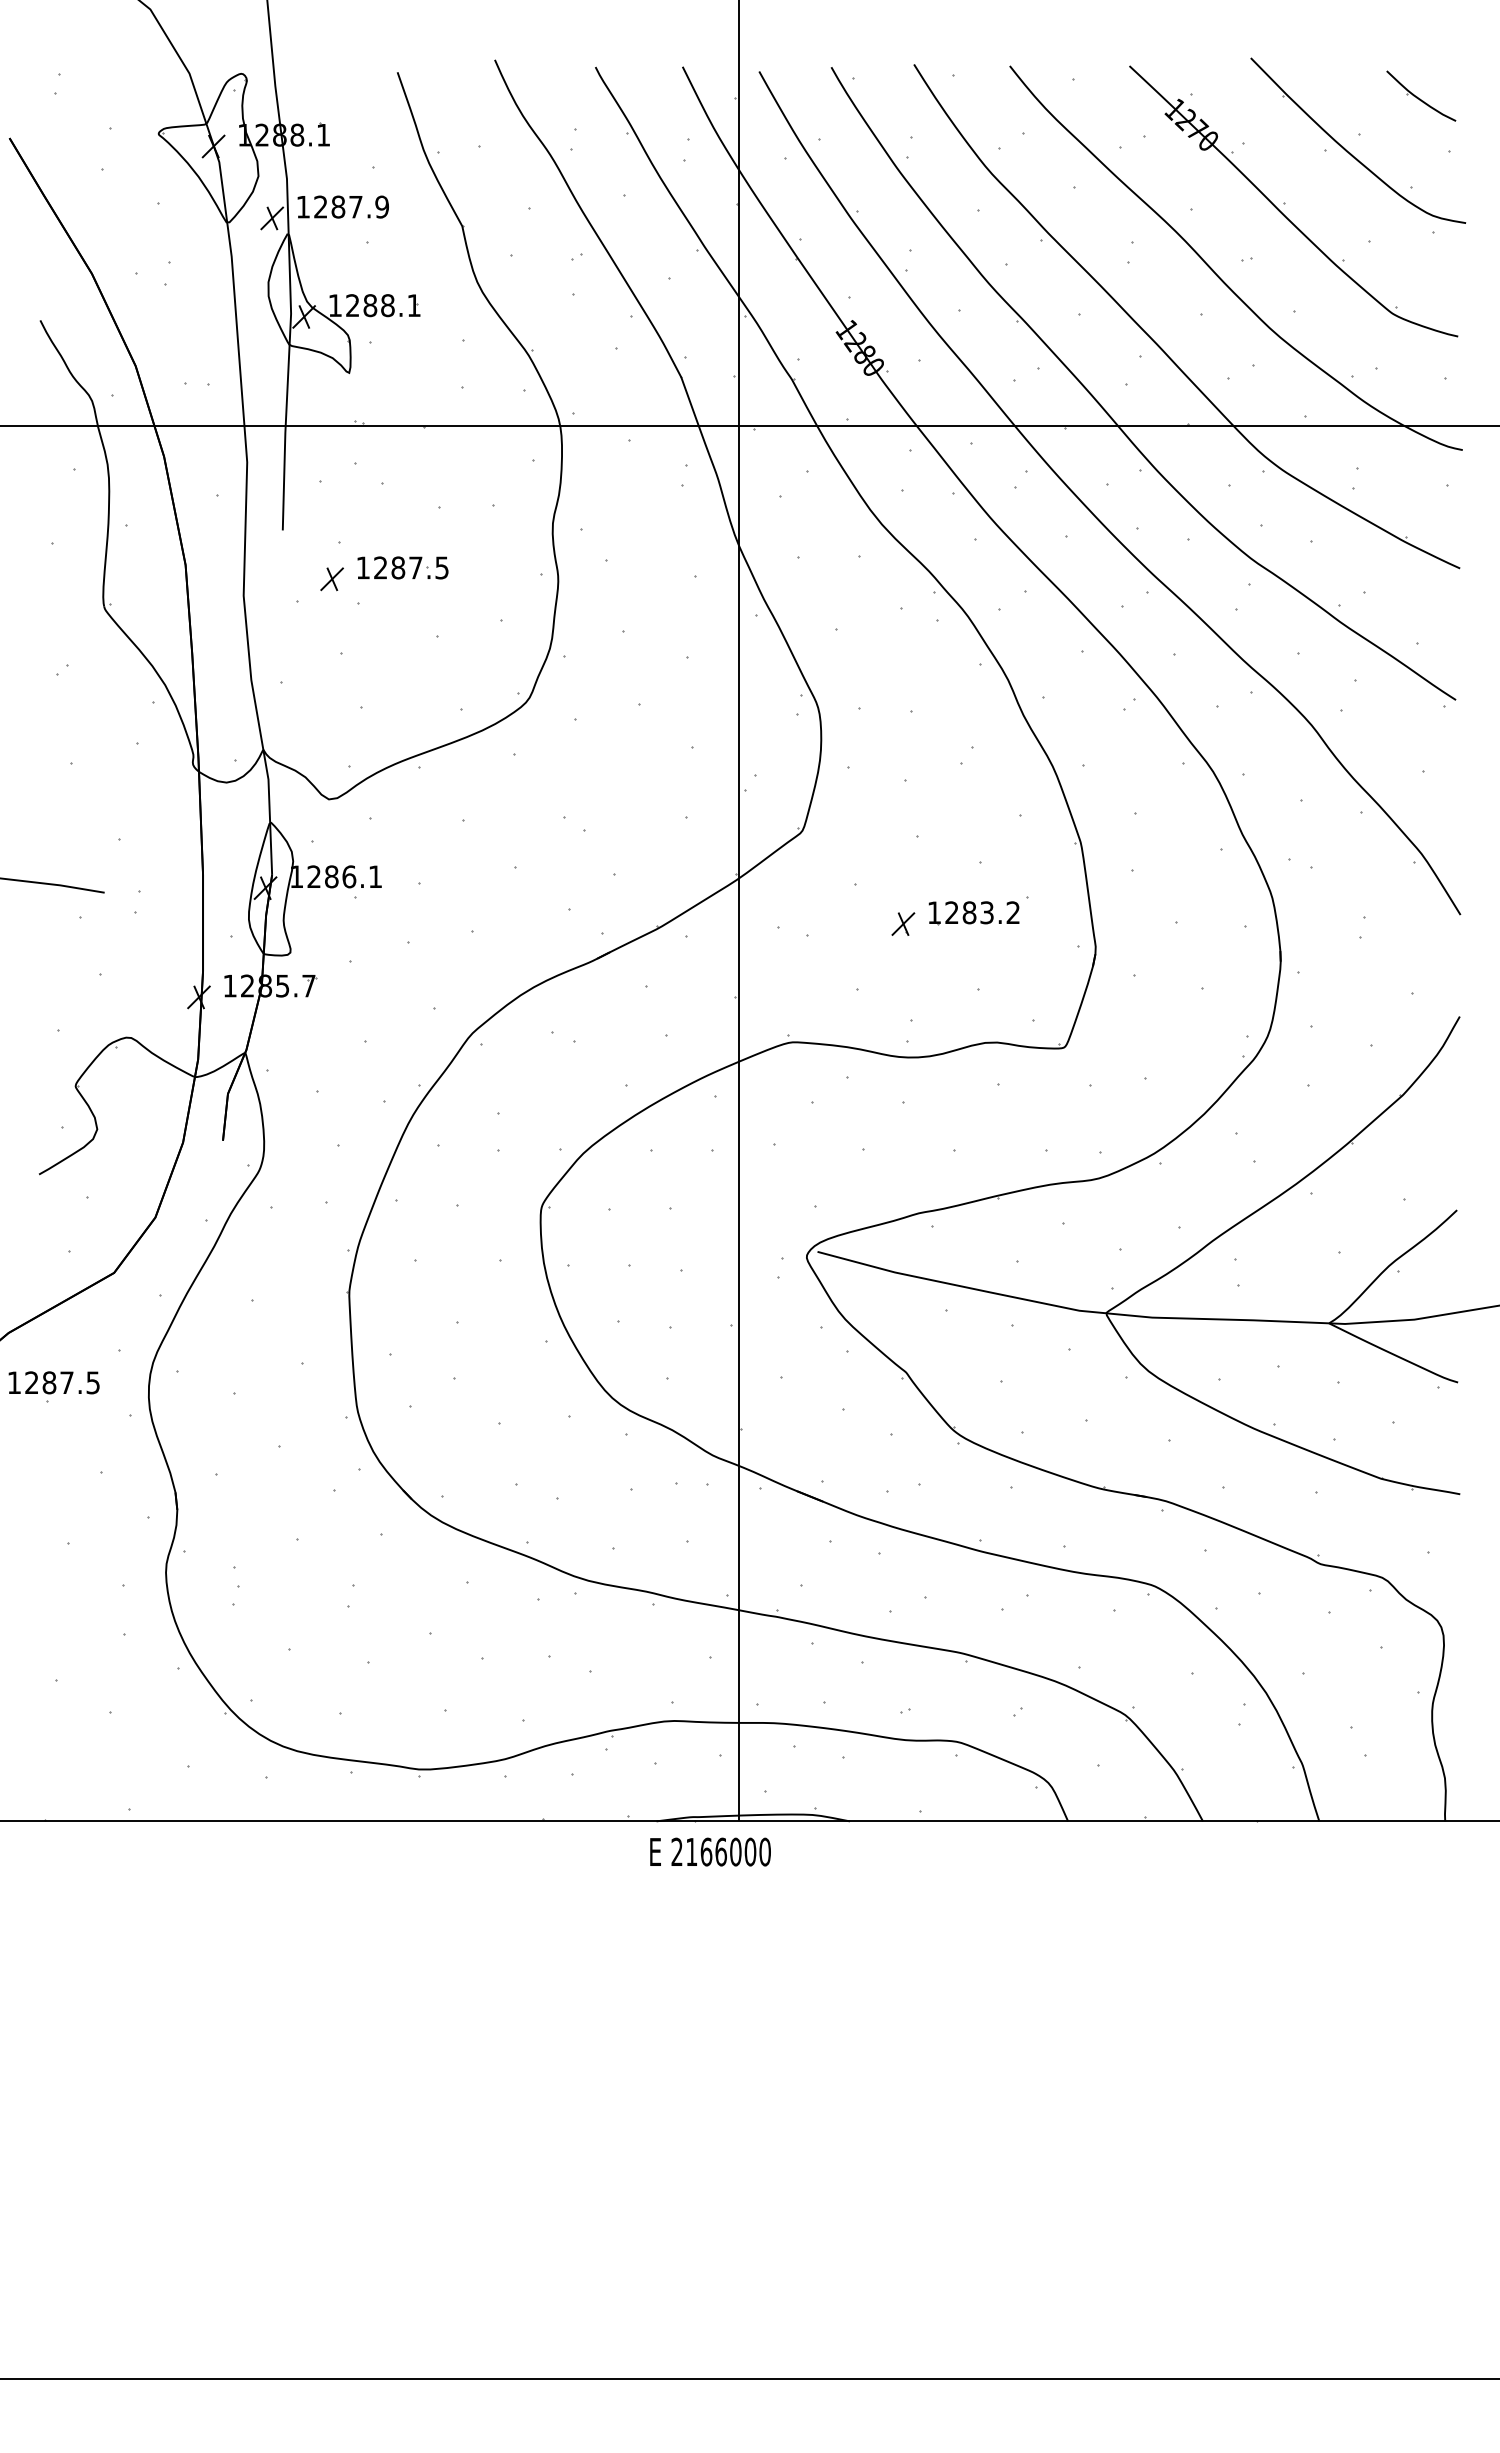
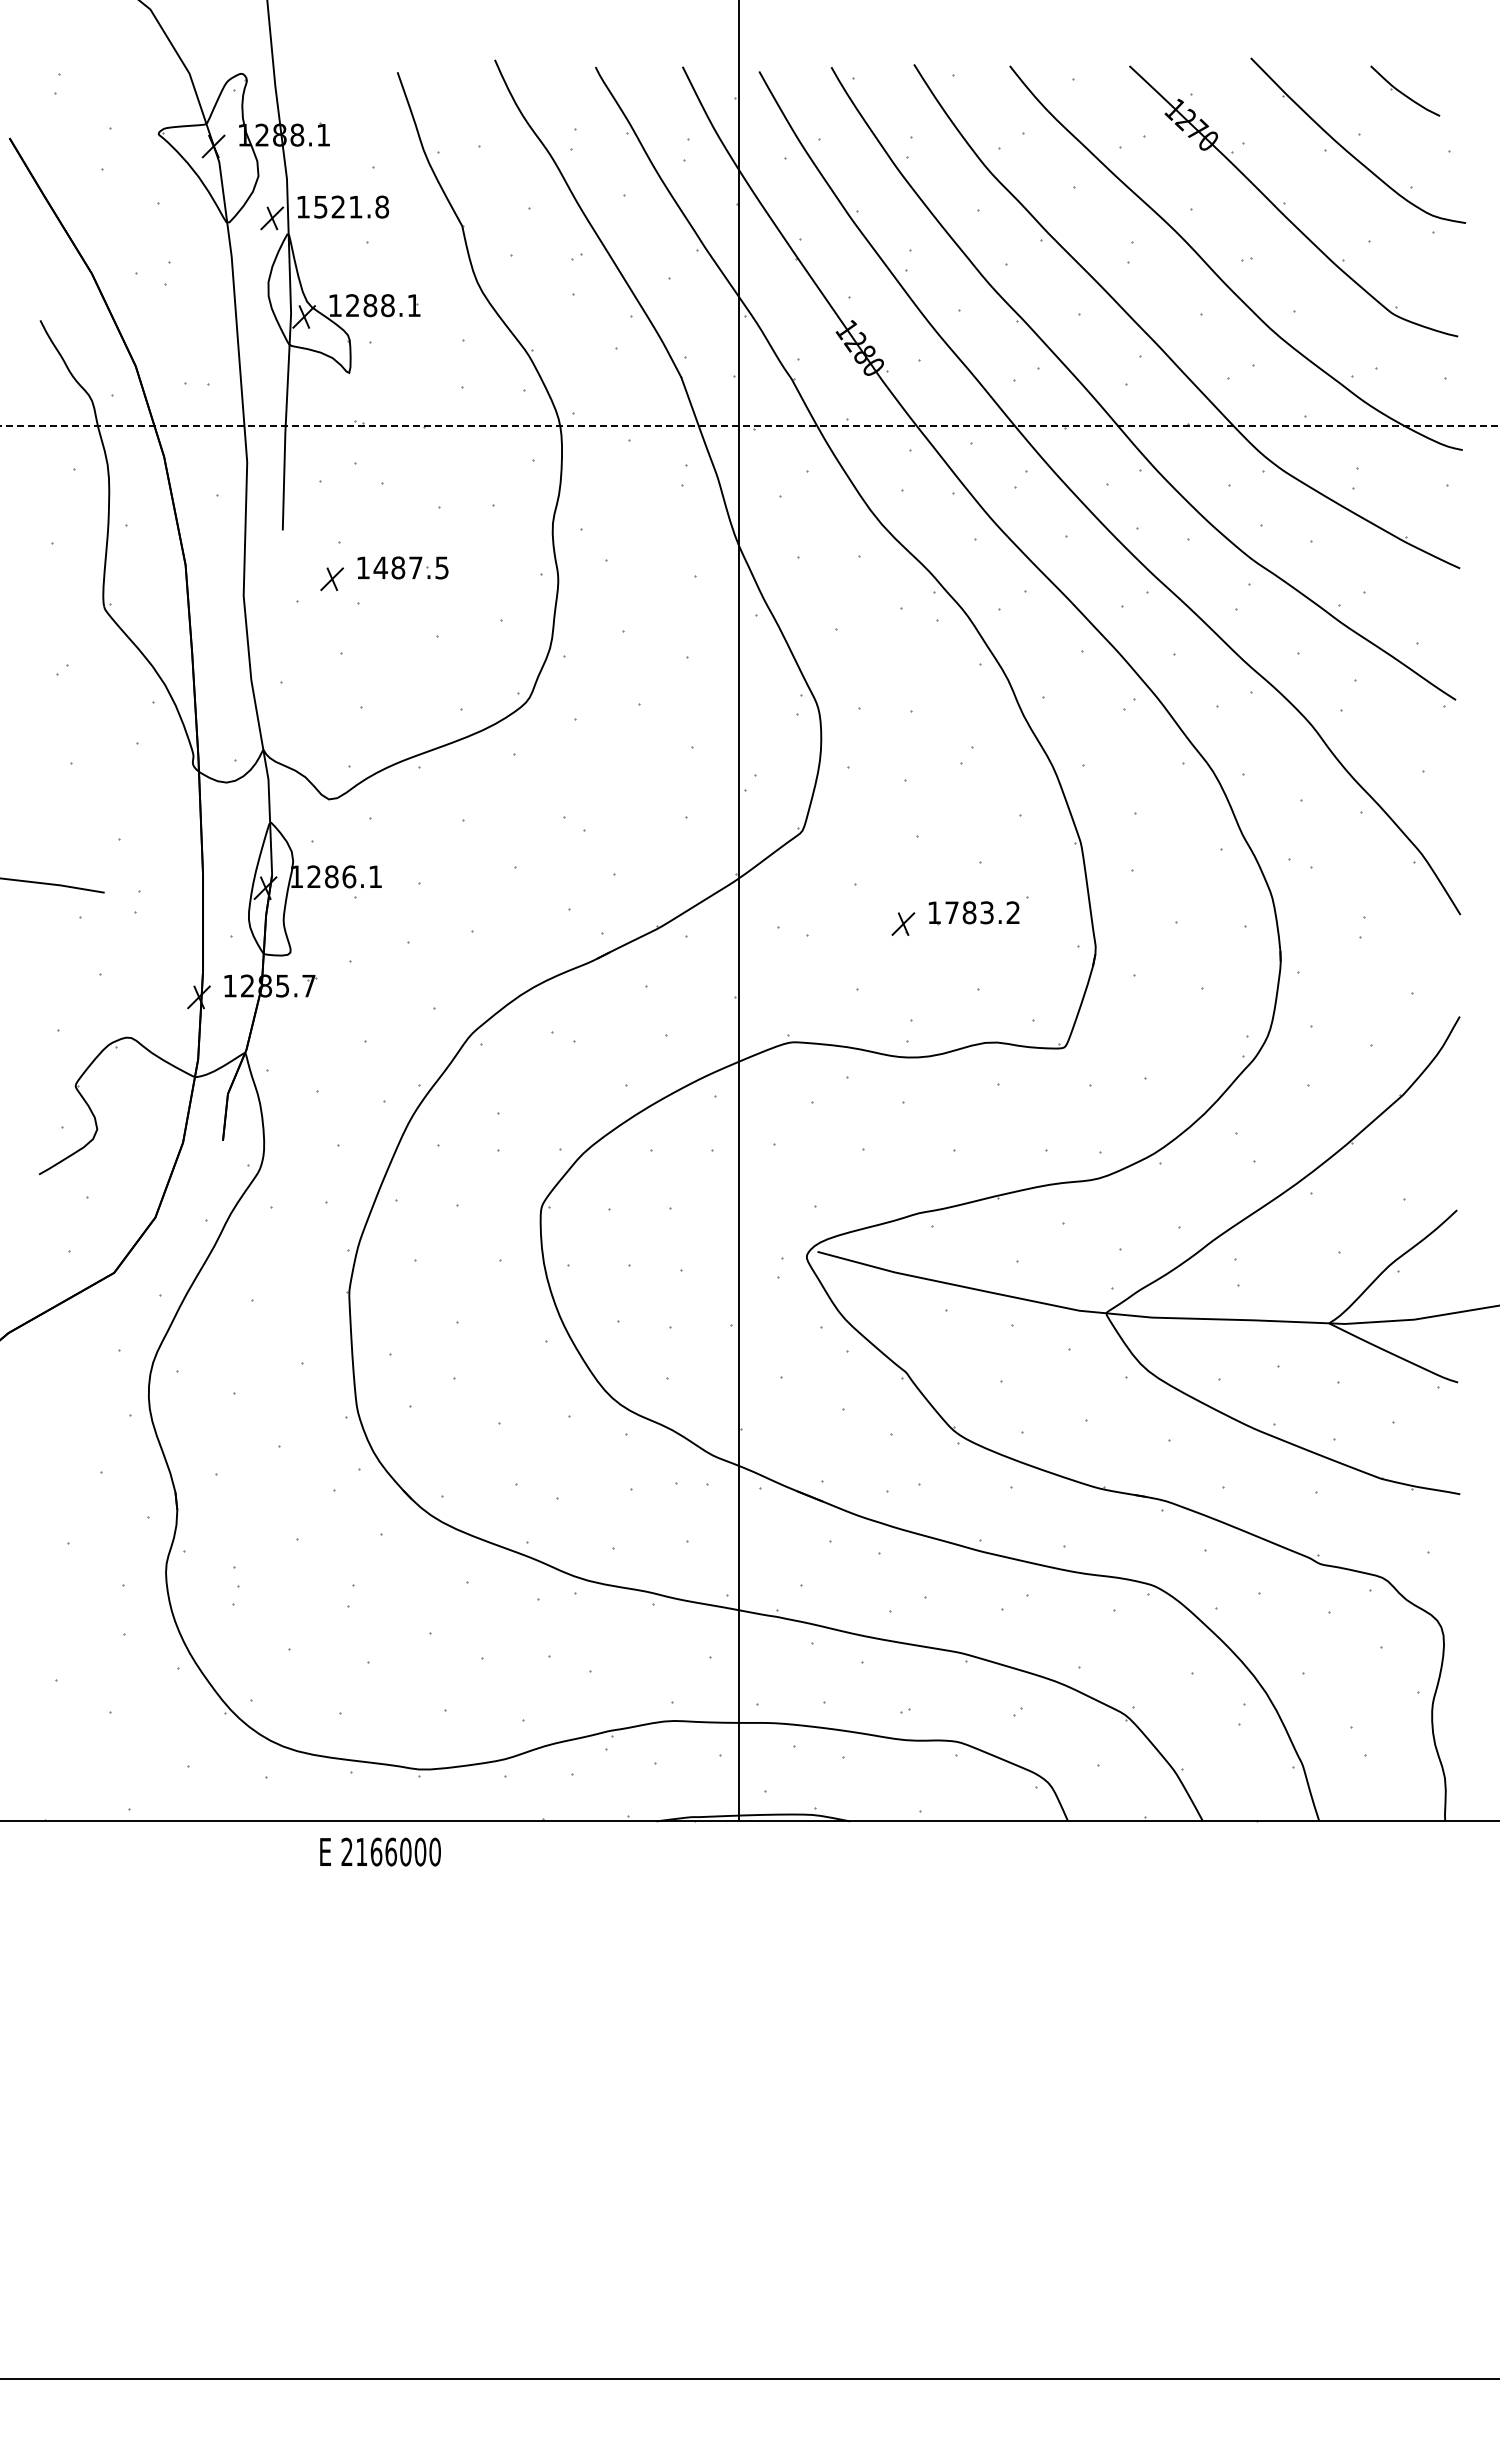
part position: (1421, 95) -> (1405, 90) (1405, 90)
text: 1287.9 -> 1521.8 (351, 206)
line: solid -> dashed (750, 426)
text: 1287.5 -> 1487.5 (380, 567)
text: 1283.2 -> 1783.2 (951, 912)
part: present -> none (53, 1386)
text position: (710, 1851) -> (380, 1851) (380, 1851)
